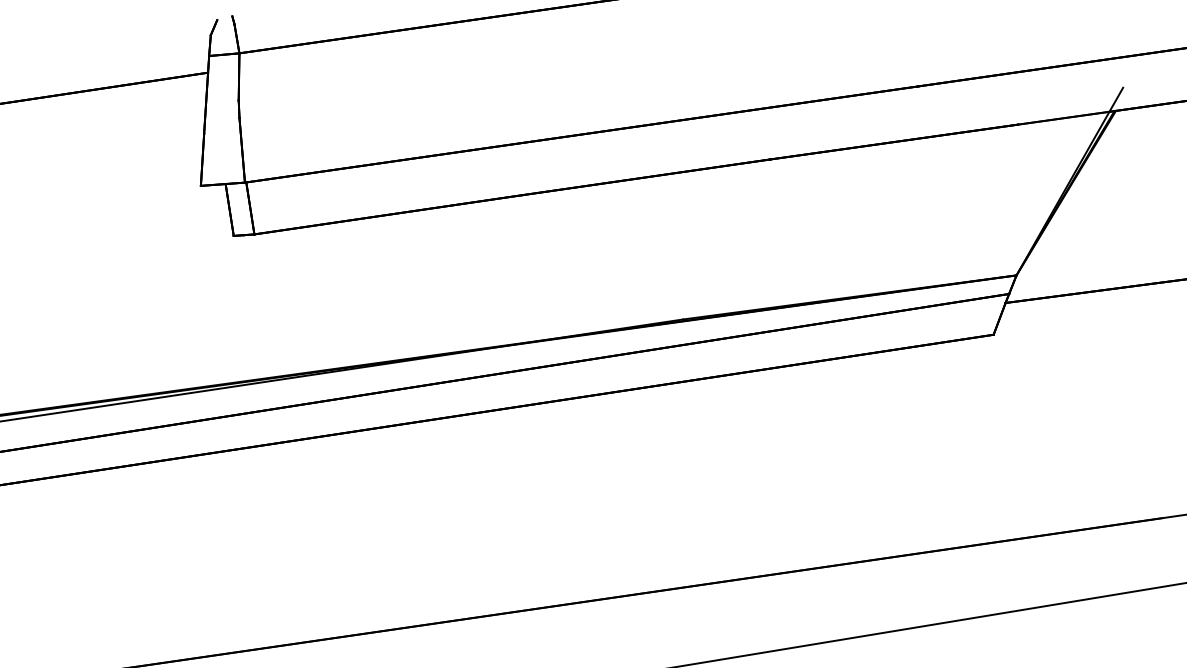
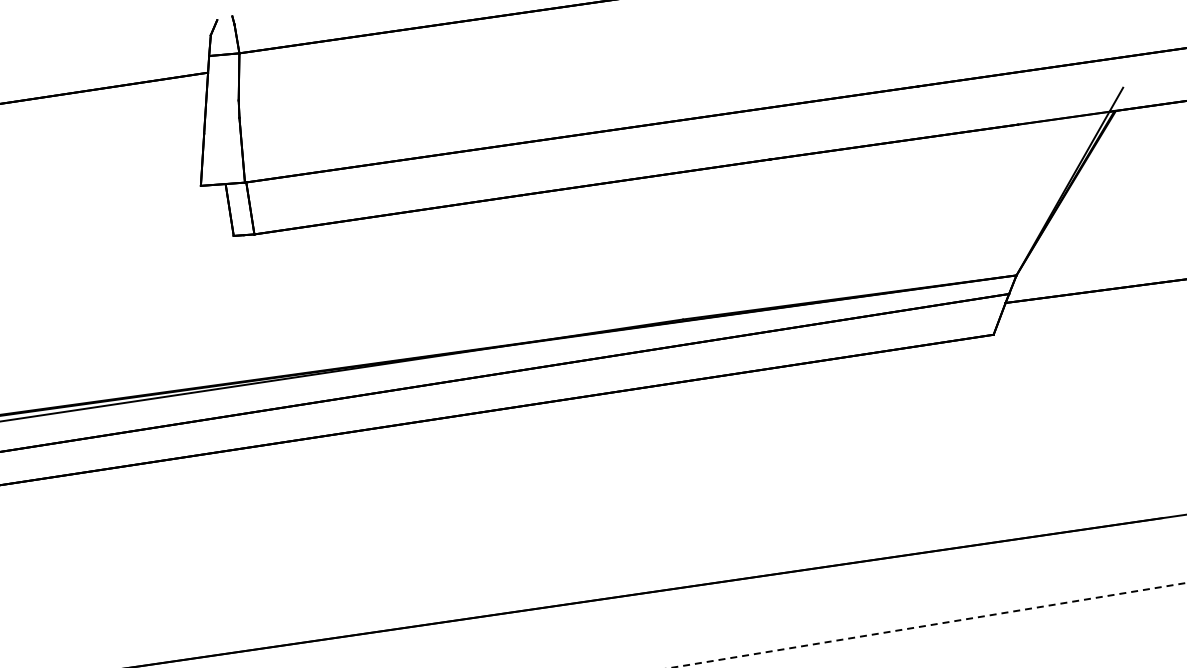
line: solid -> dashed (928, 625)
